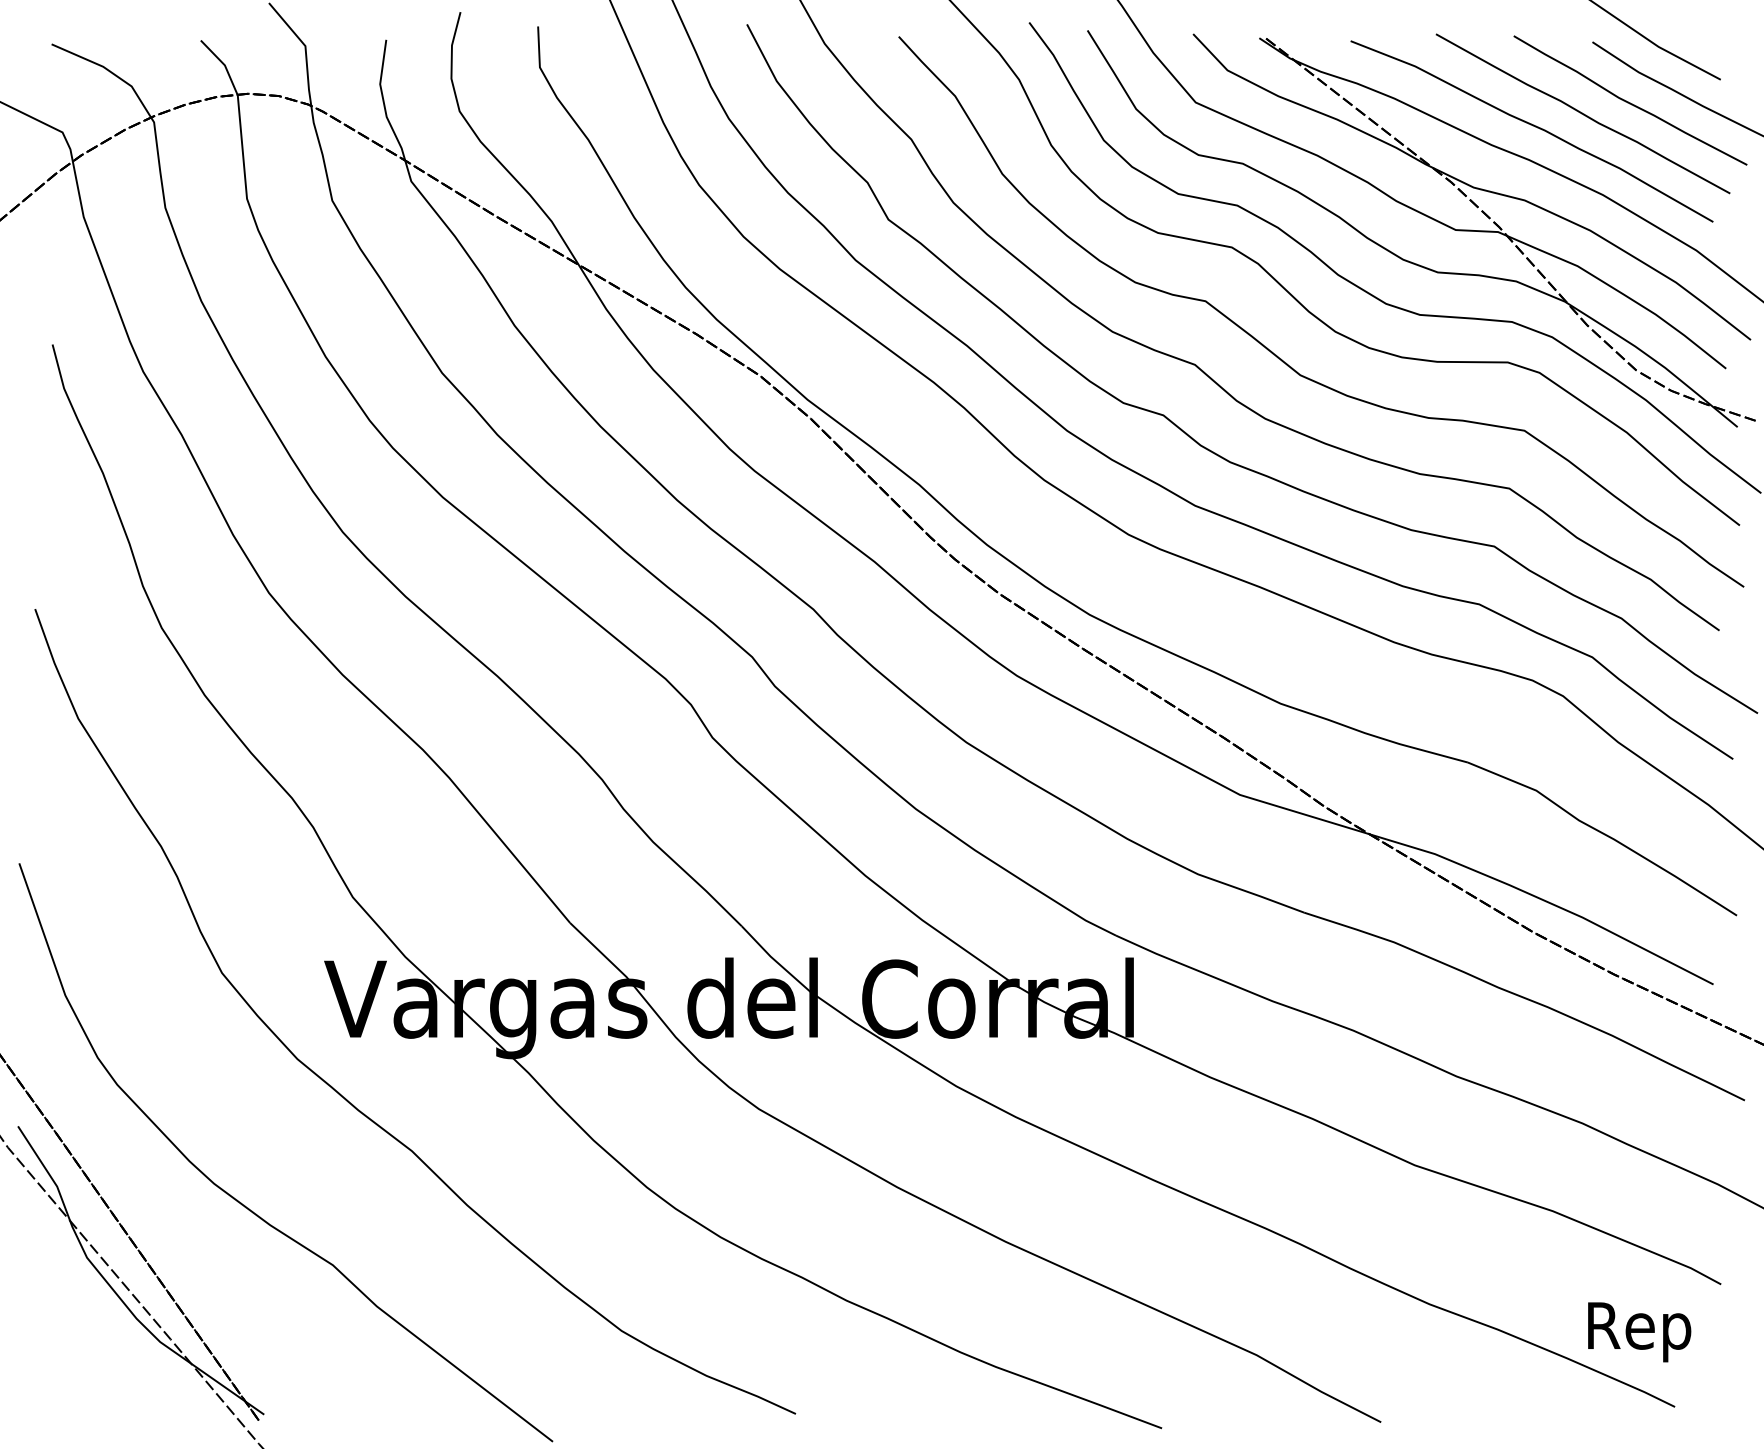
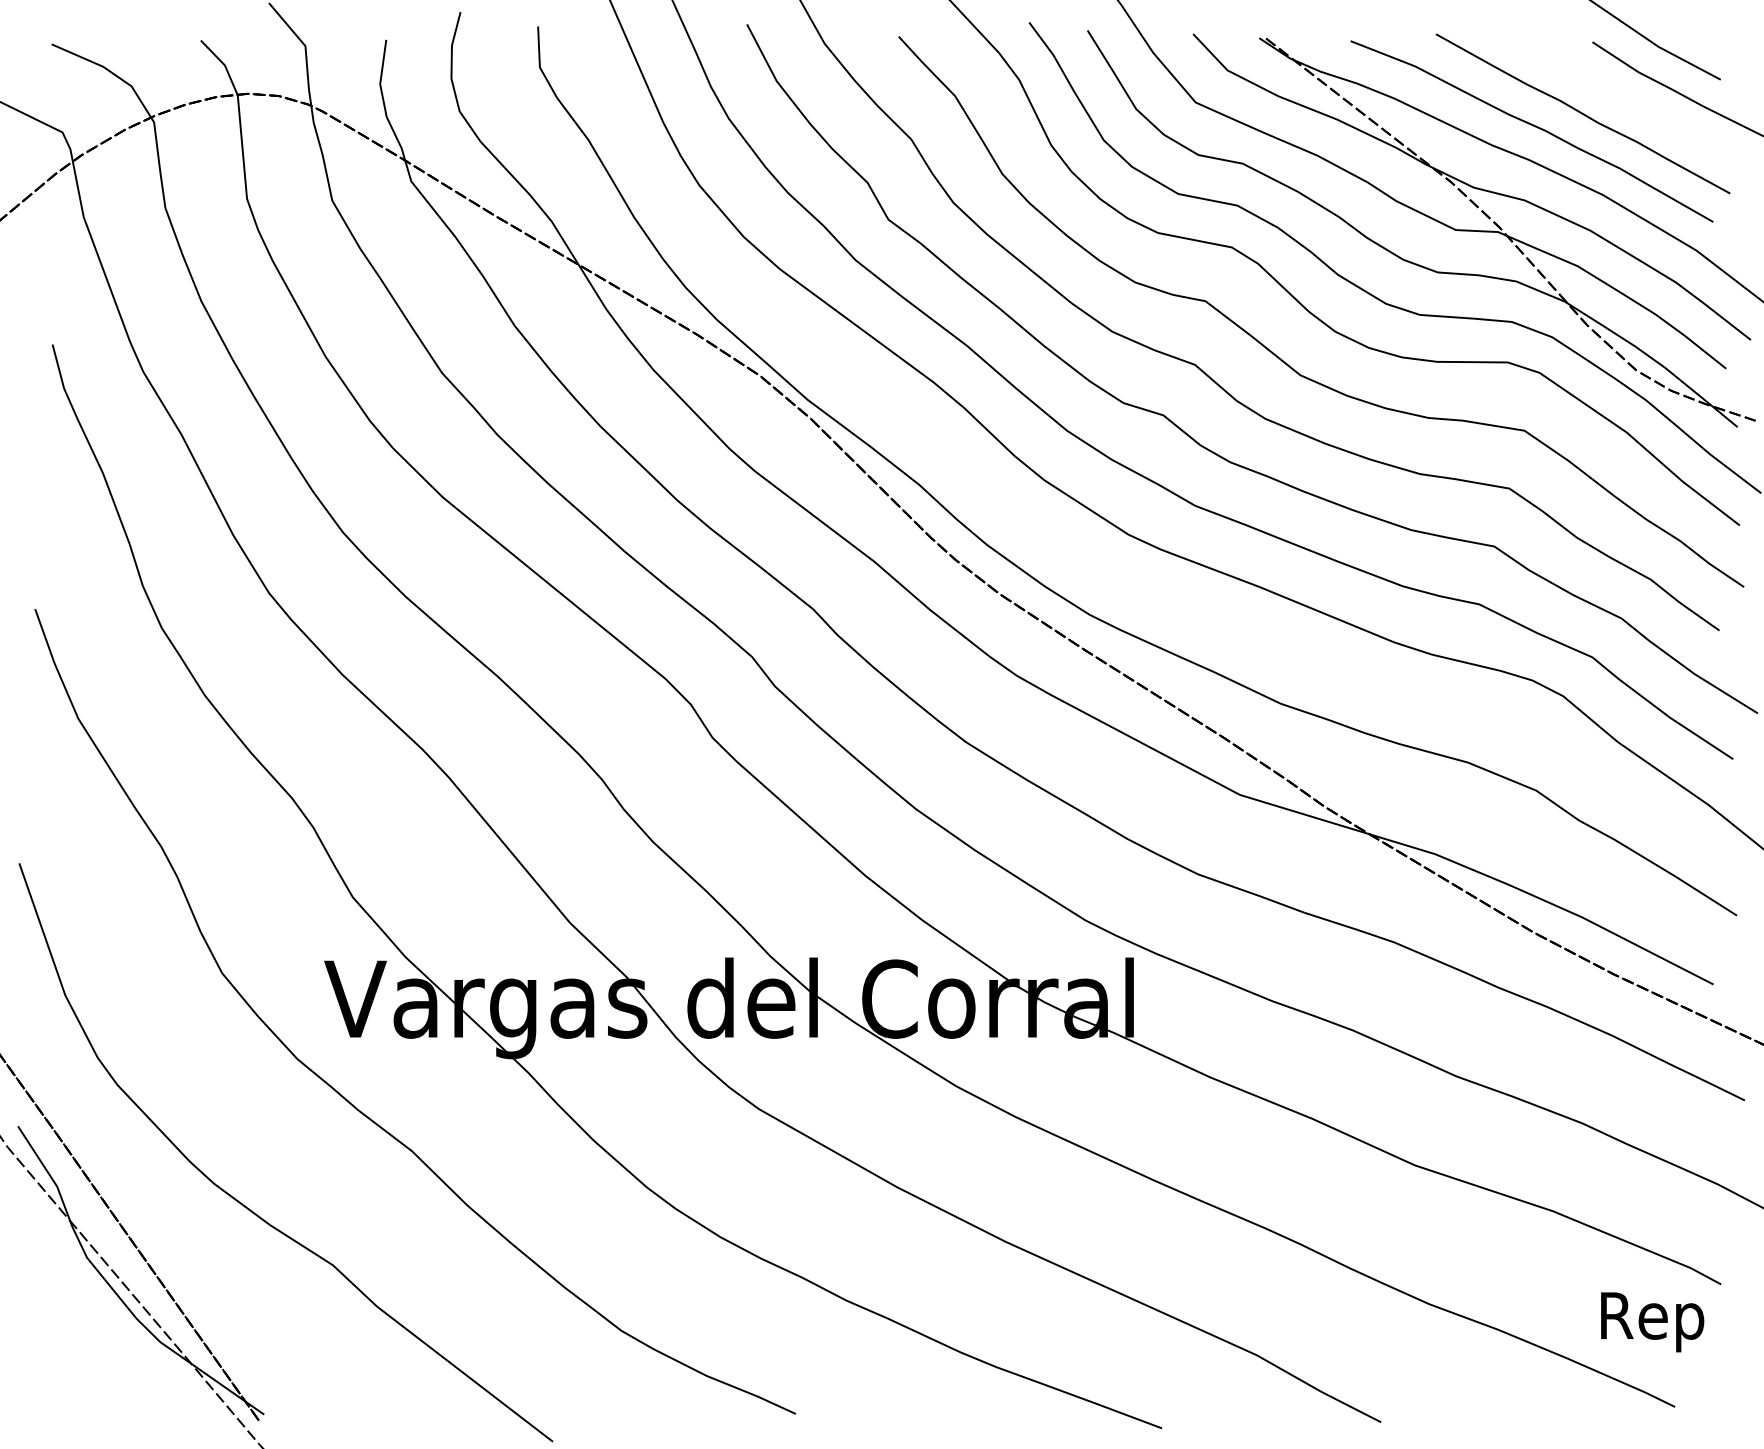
curve: present -> none (1630, 102)
text position: (1639, 1332) -> (1652, 1322) (1652, 1322)
